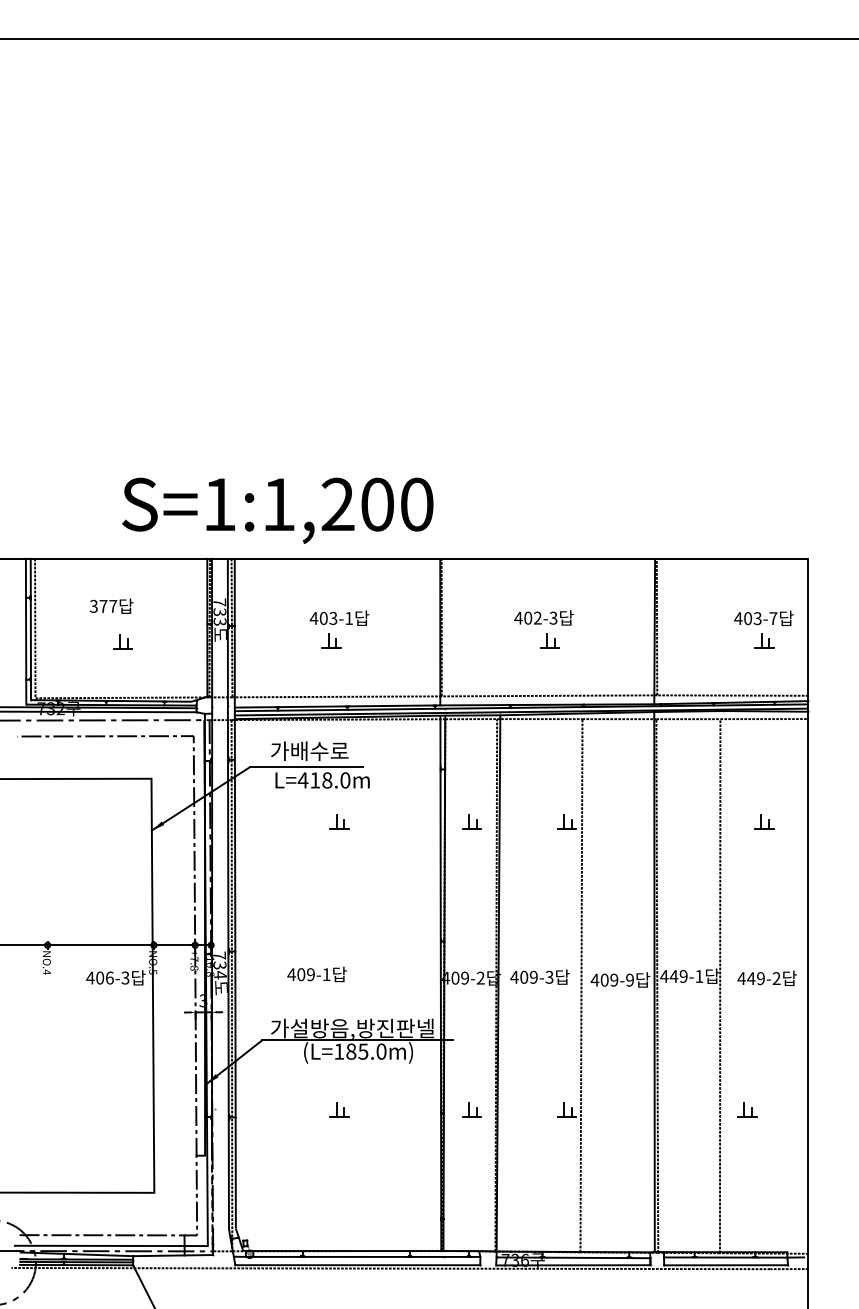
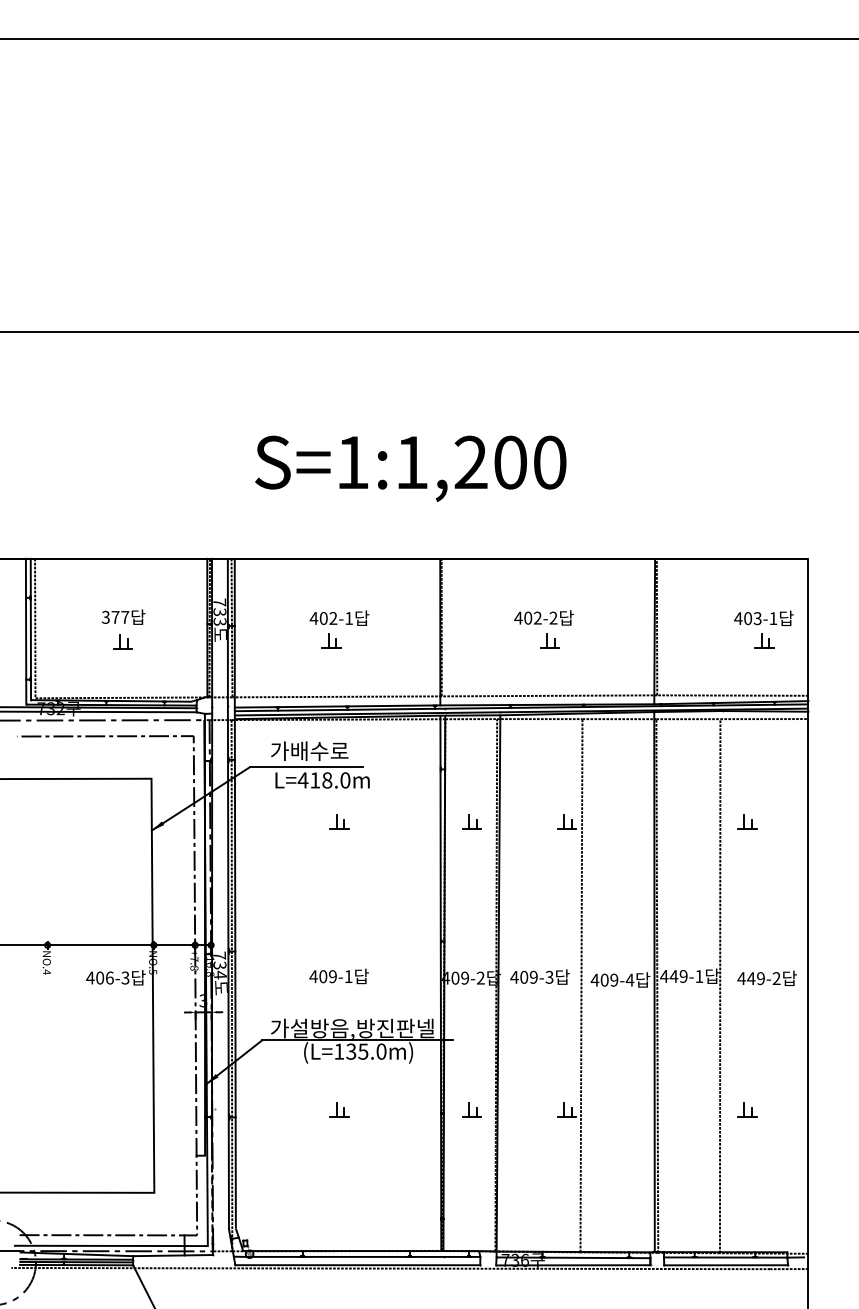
line: none -> present (428, 332)
text position: (277, 510) -> (410, 468) (410, 468)
text position: (111, 605) -> (123, 616) (123, 616)
text: 403-1 -> 402-1 (333, 618)
text: 402-3 -> 402-2 (553, 618)
text: 403-7 -> 403-1 (773, 618)
part position: (764, 821) -> (747, 821) (747, 821)
text position: (316, 974) -> (338, 976) (338, 976)
text: 409-9 -> 409-4 (629, 979)
text: (L=185.0m) -> (L=135.0m) (351, 1051)
